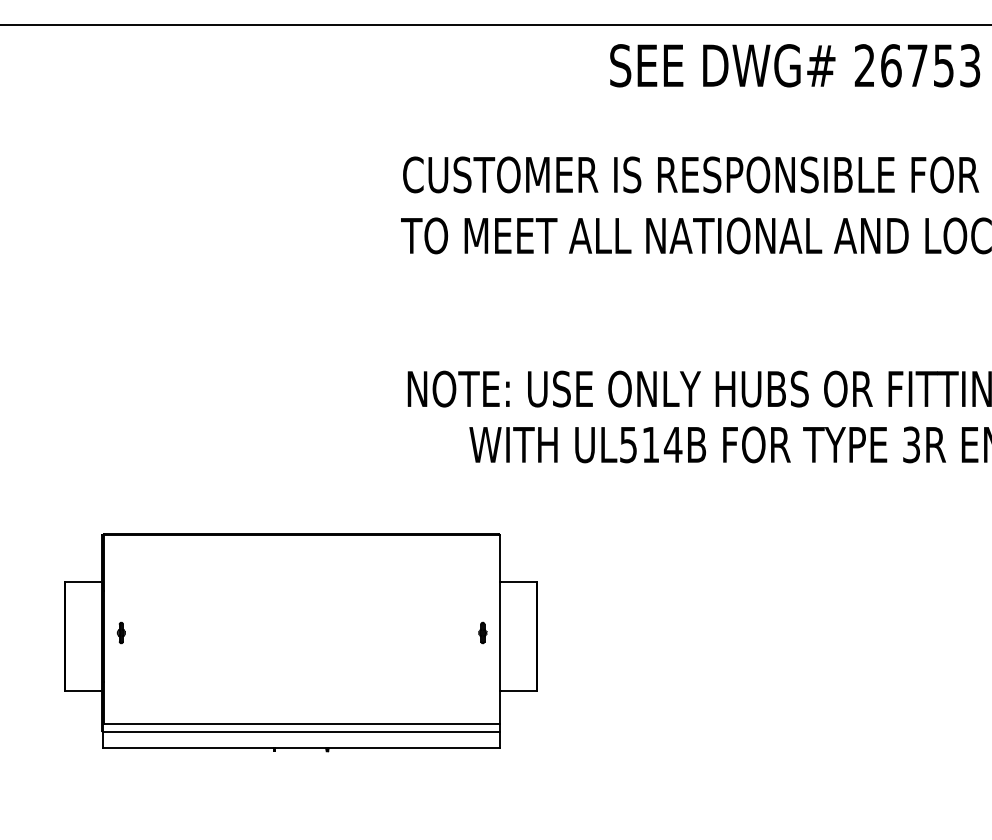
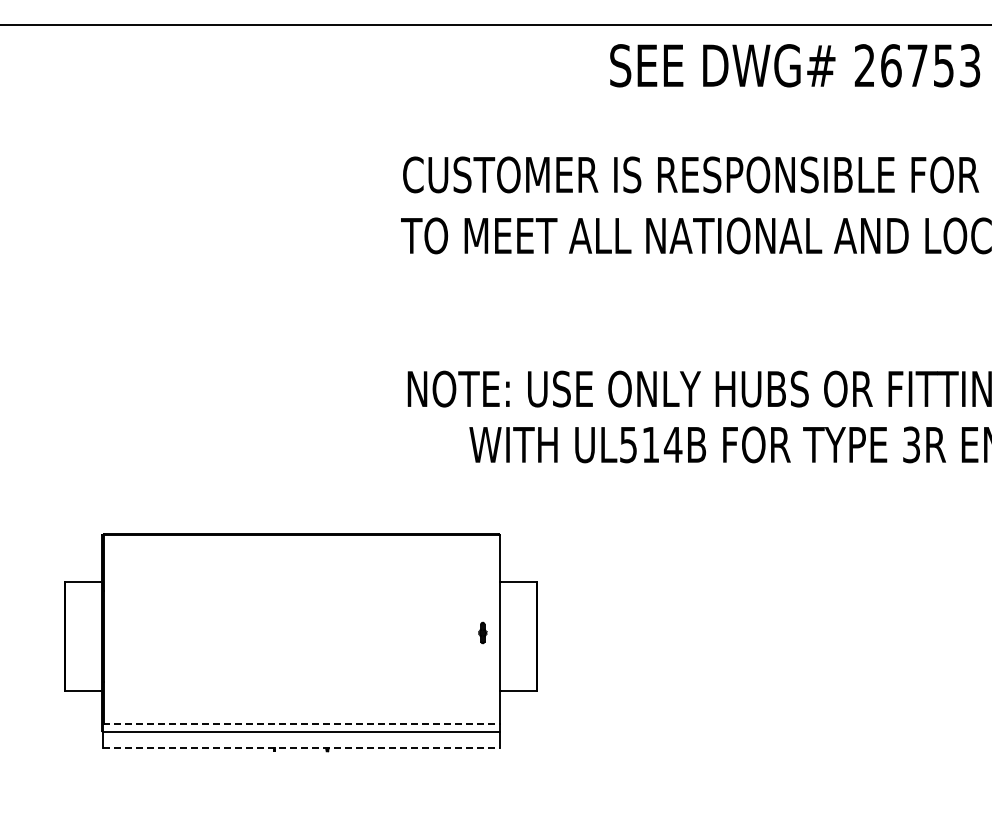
part: present -> none (120, 632)
line: solid -> dashed (302, 723)
line: solid -> dashed (302, 748)
